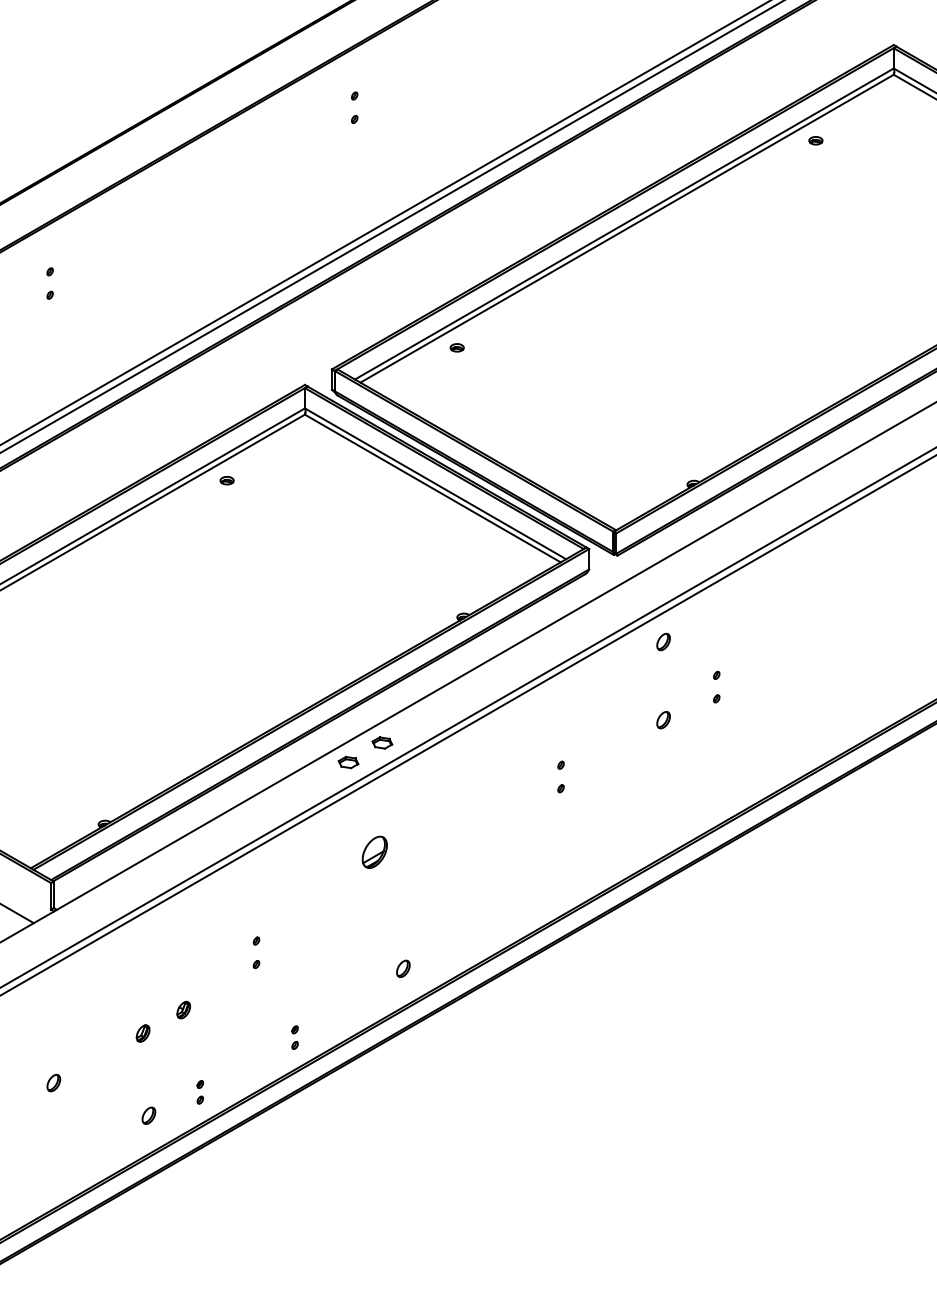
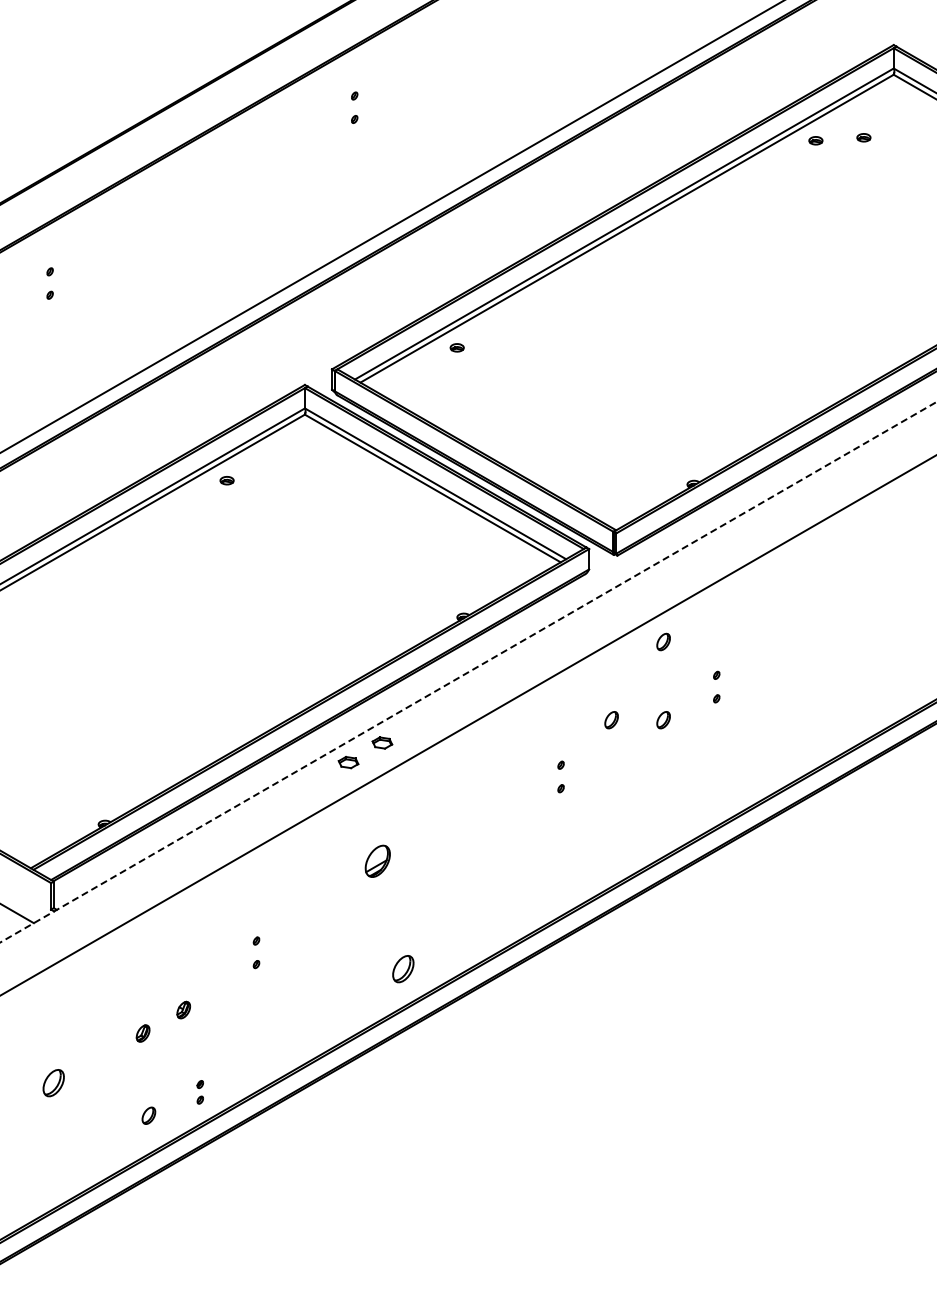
part: none -> present (863, 137)
line: present -> none (384, 222)
line: solid -> dashed (468, 672)
line: present -> none (467, 717)
part: none -> present (611, 720)
part position: (374, 851) -> (377, 860) (377, 860)
part size: 15x19 px -> 23x29 px (403, 969)
part: present -> none (294, 1037)
part size: 16x20 px -> 23x29 px (53, 1083)
